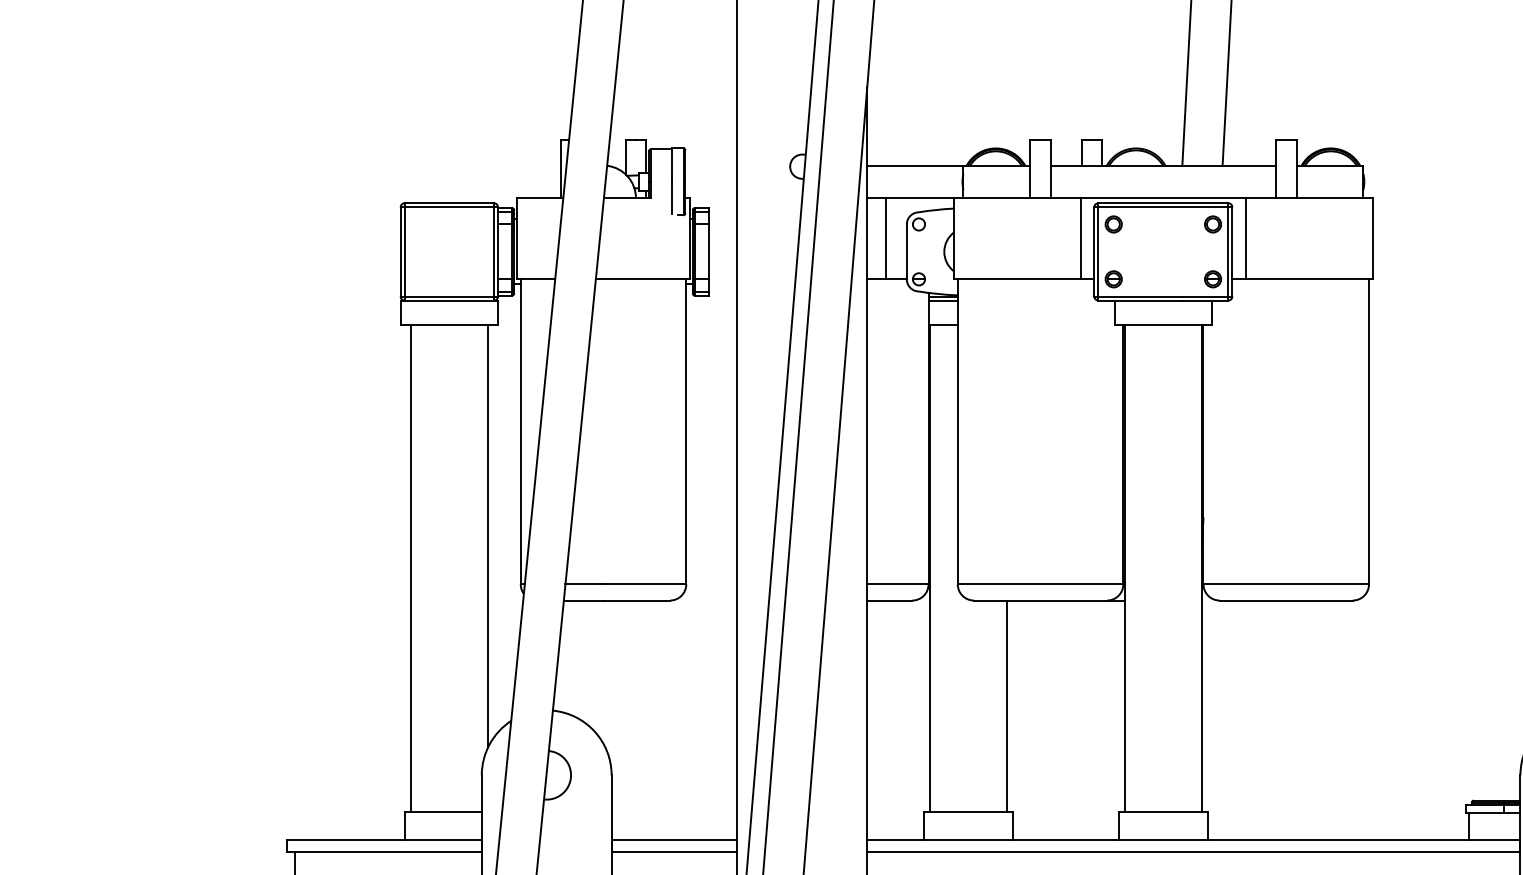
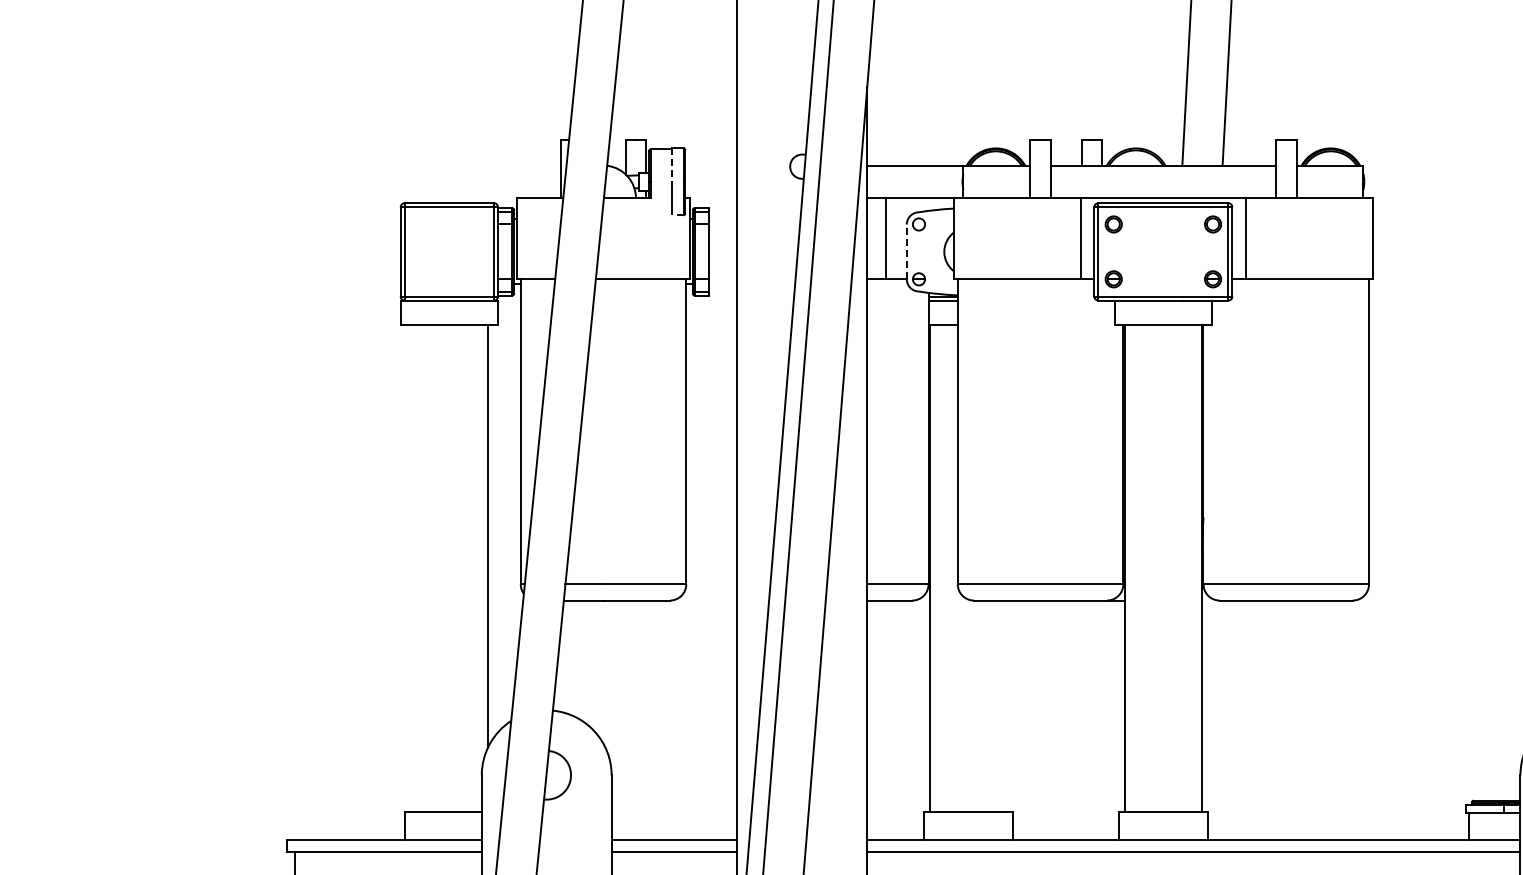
line: solid -> dashed (672, 165)
line: solid -> dashed (906, 251)
line: present -> none (410, 567)
line: present -> none (1007, 705)
